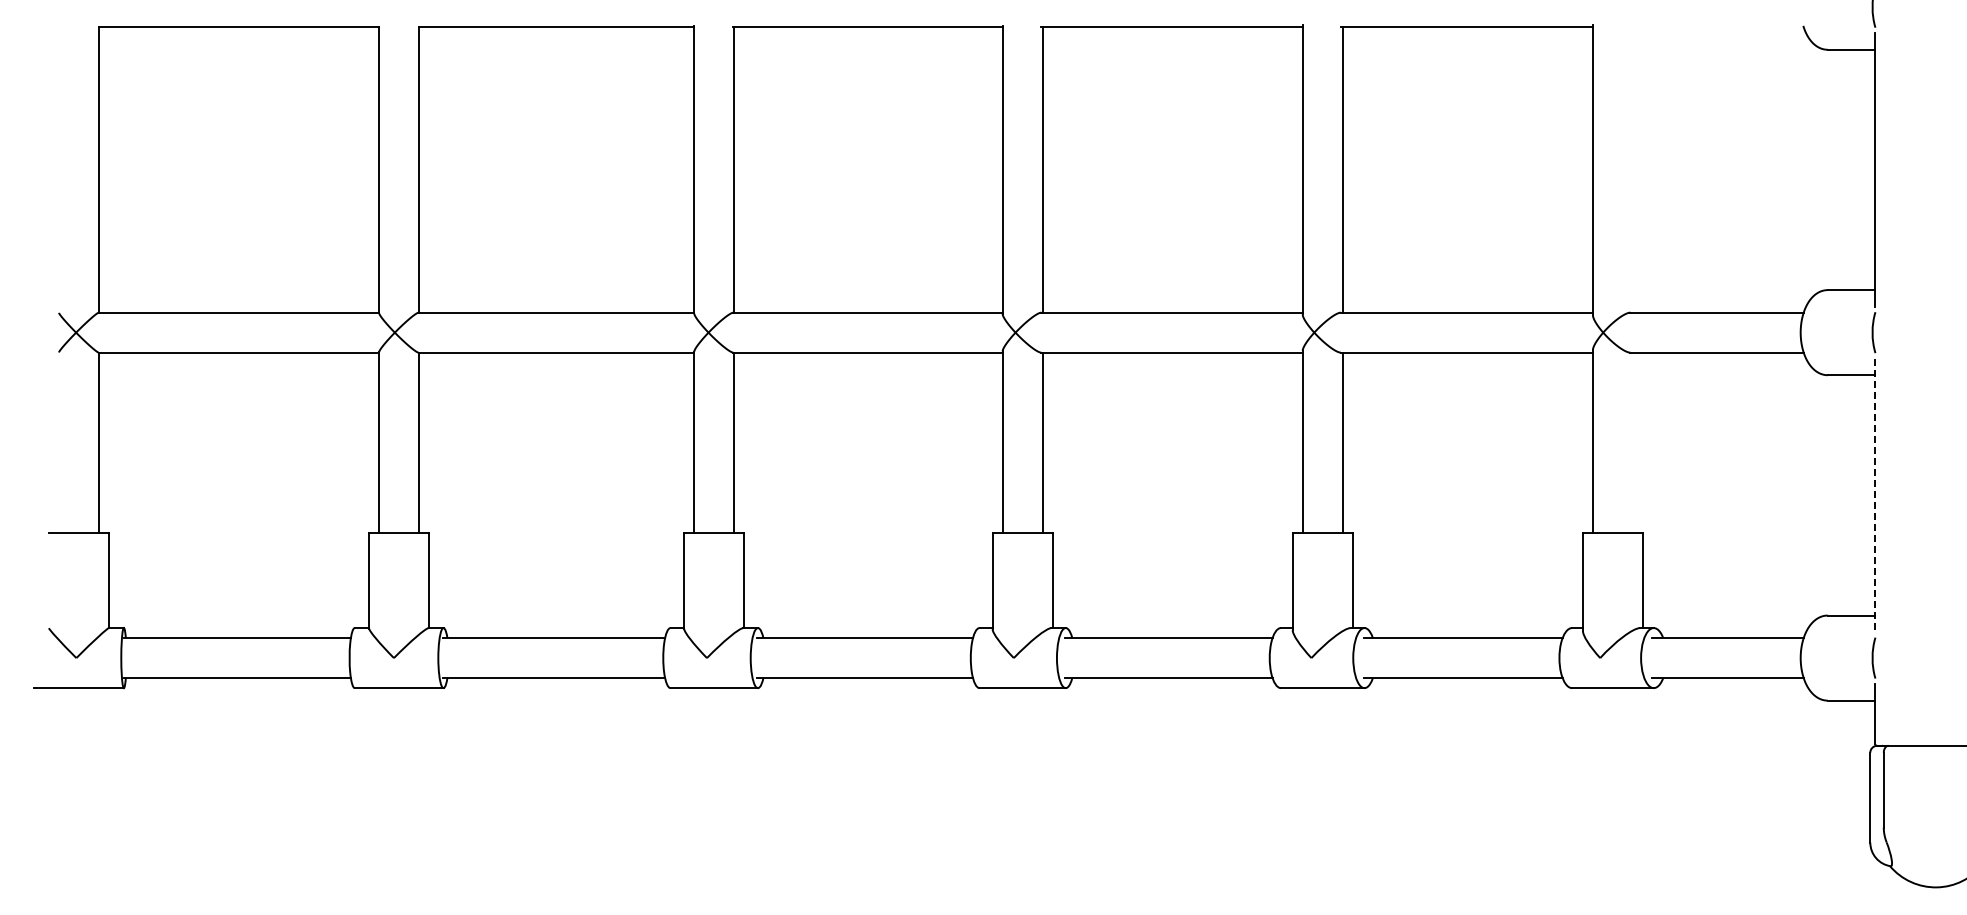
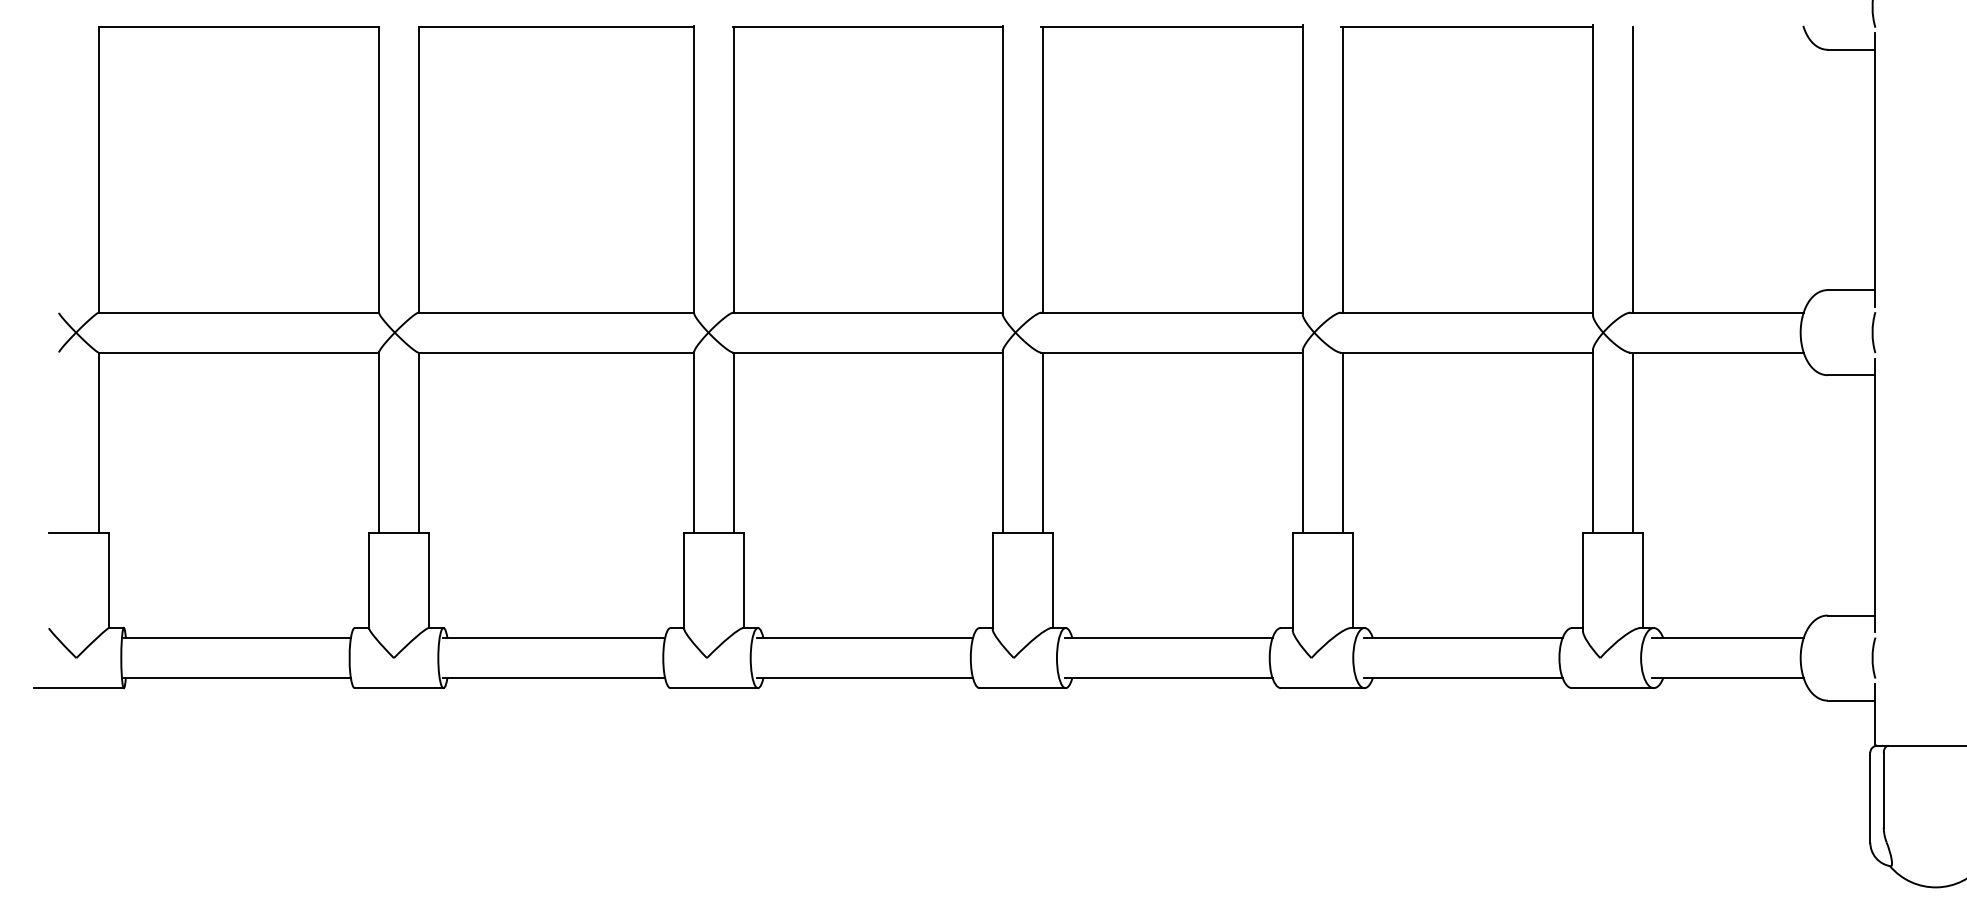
line: none -> present (1632, 169)
line: none -> present (1632, 442)
line: dashed -> solid (1875, 495)
